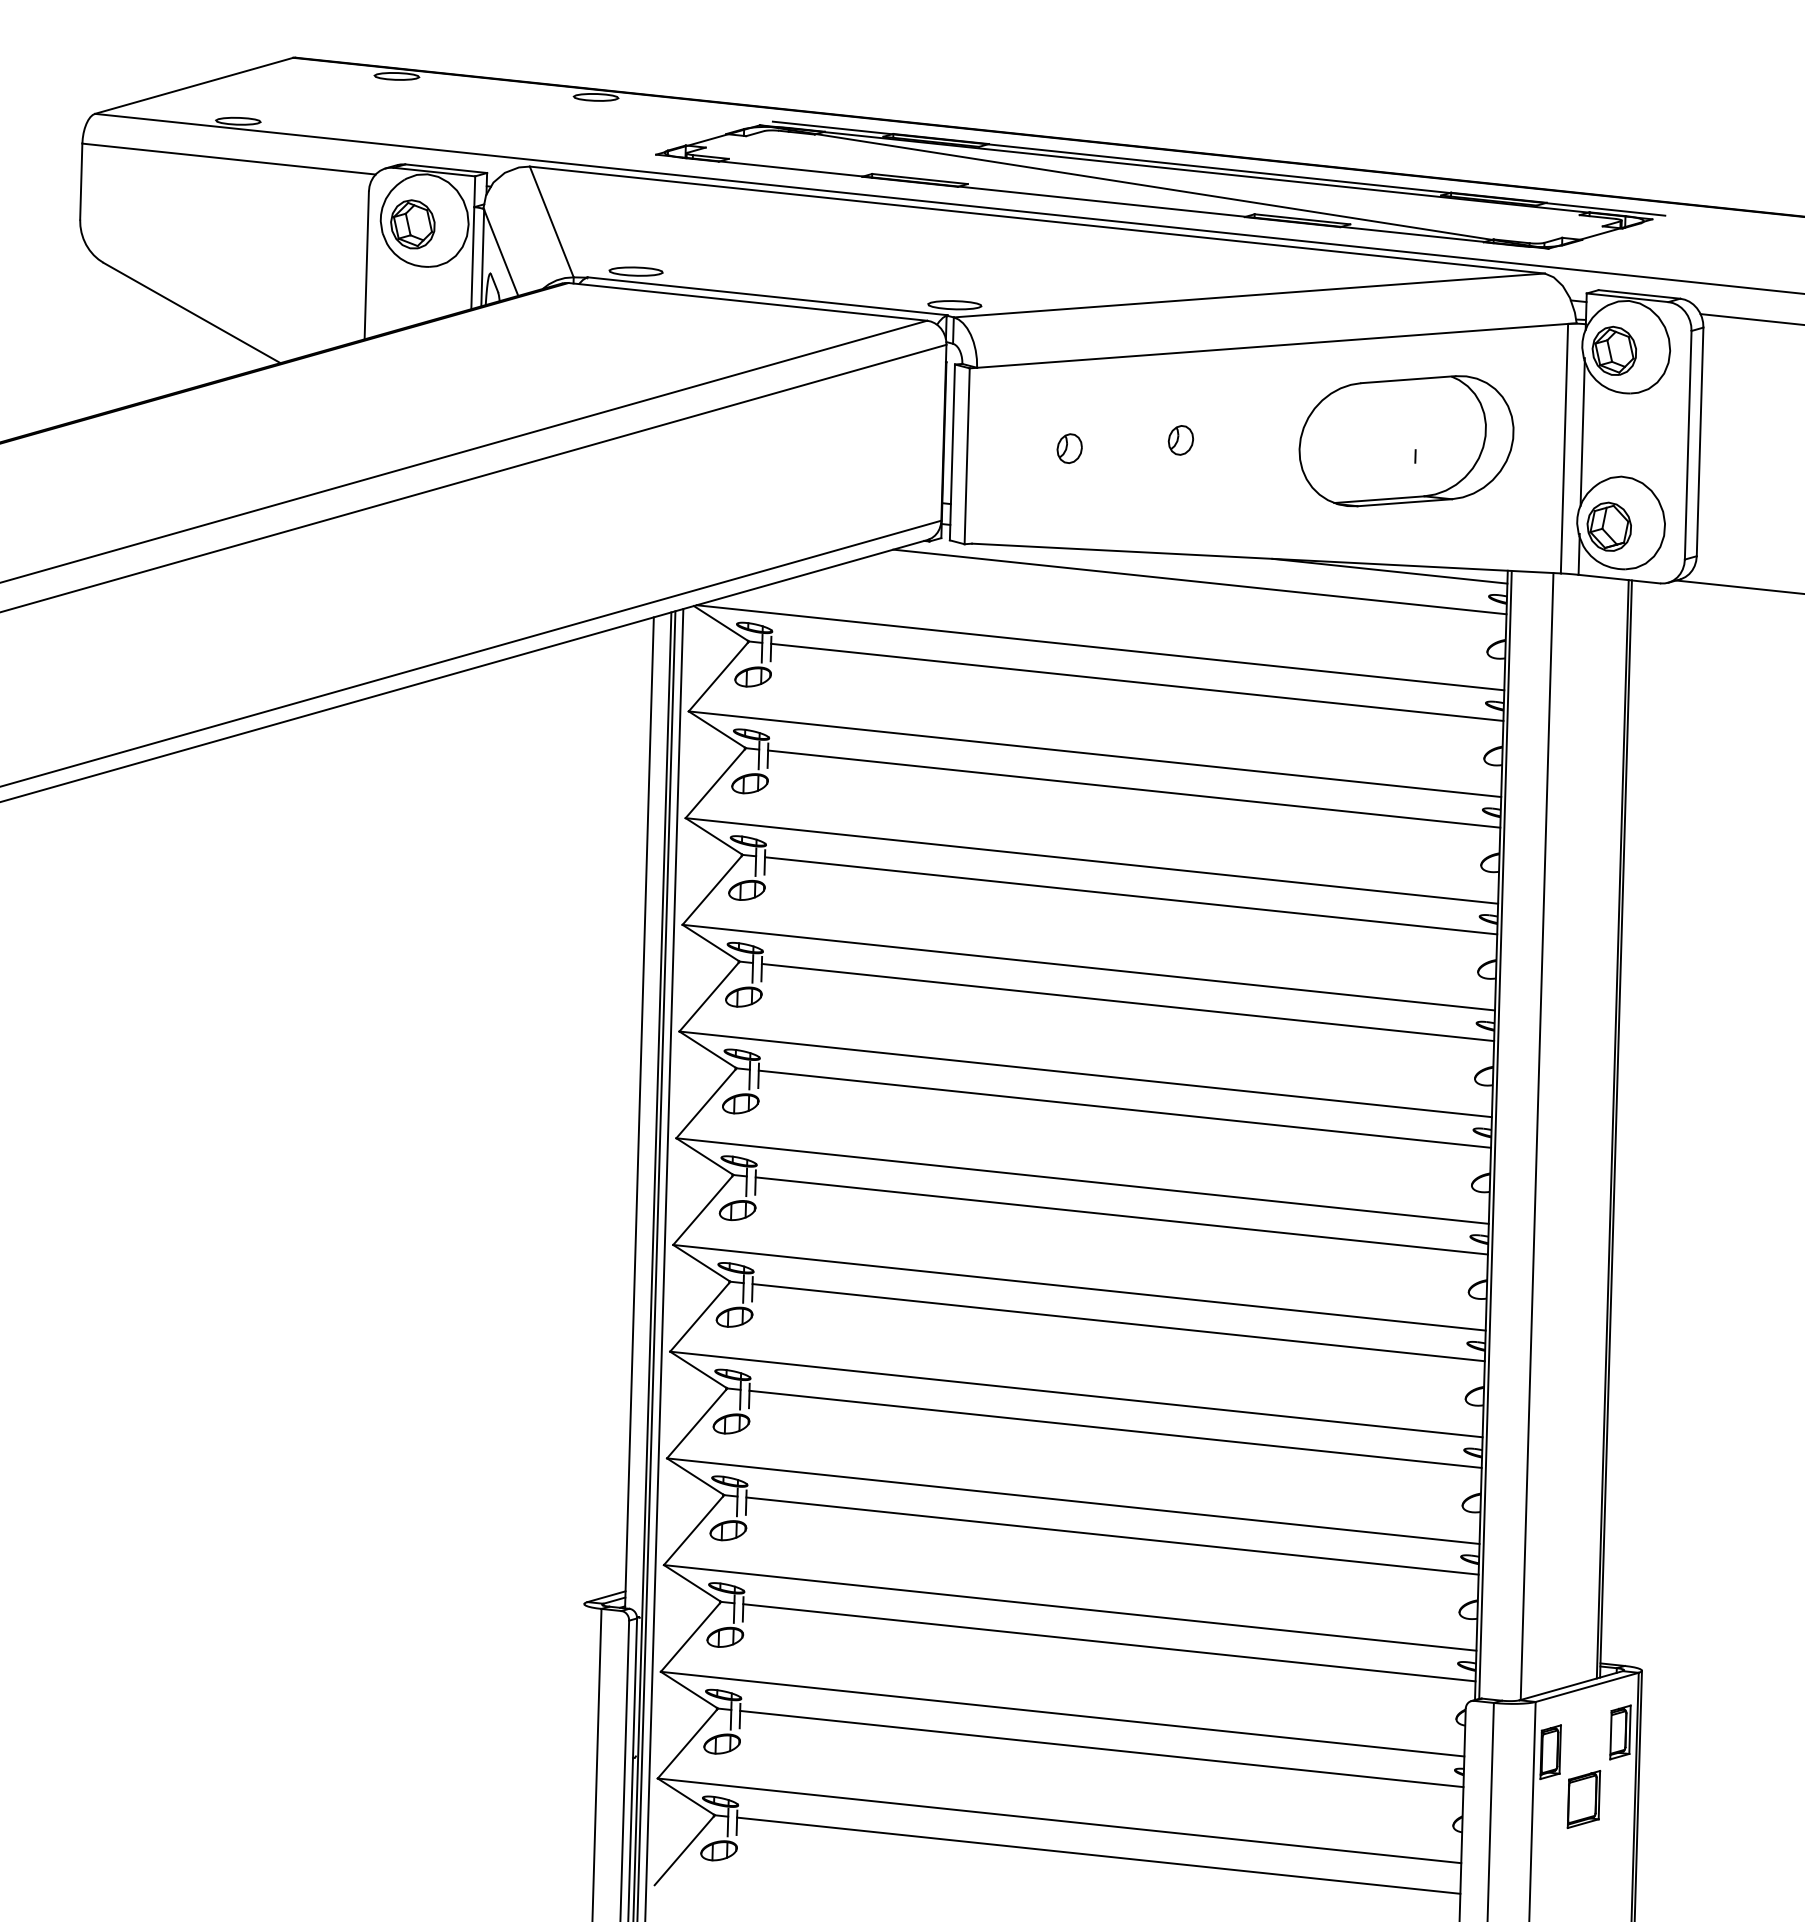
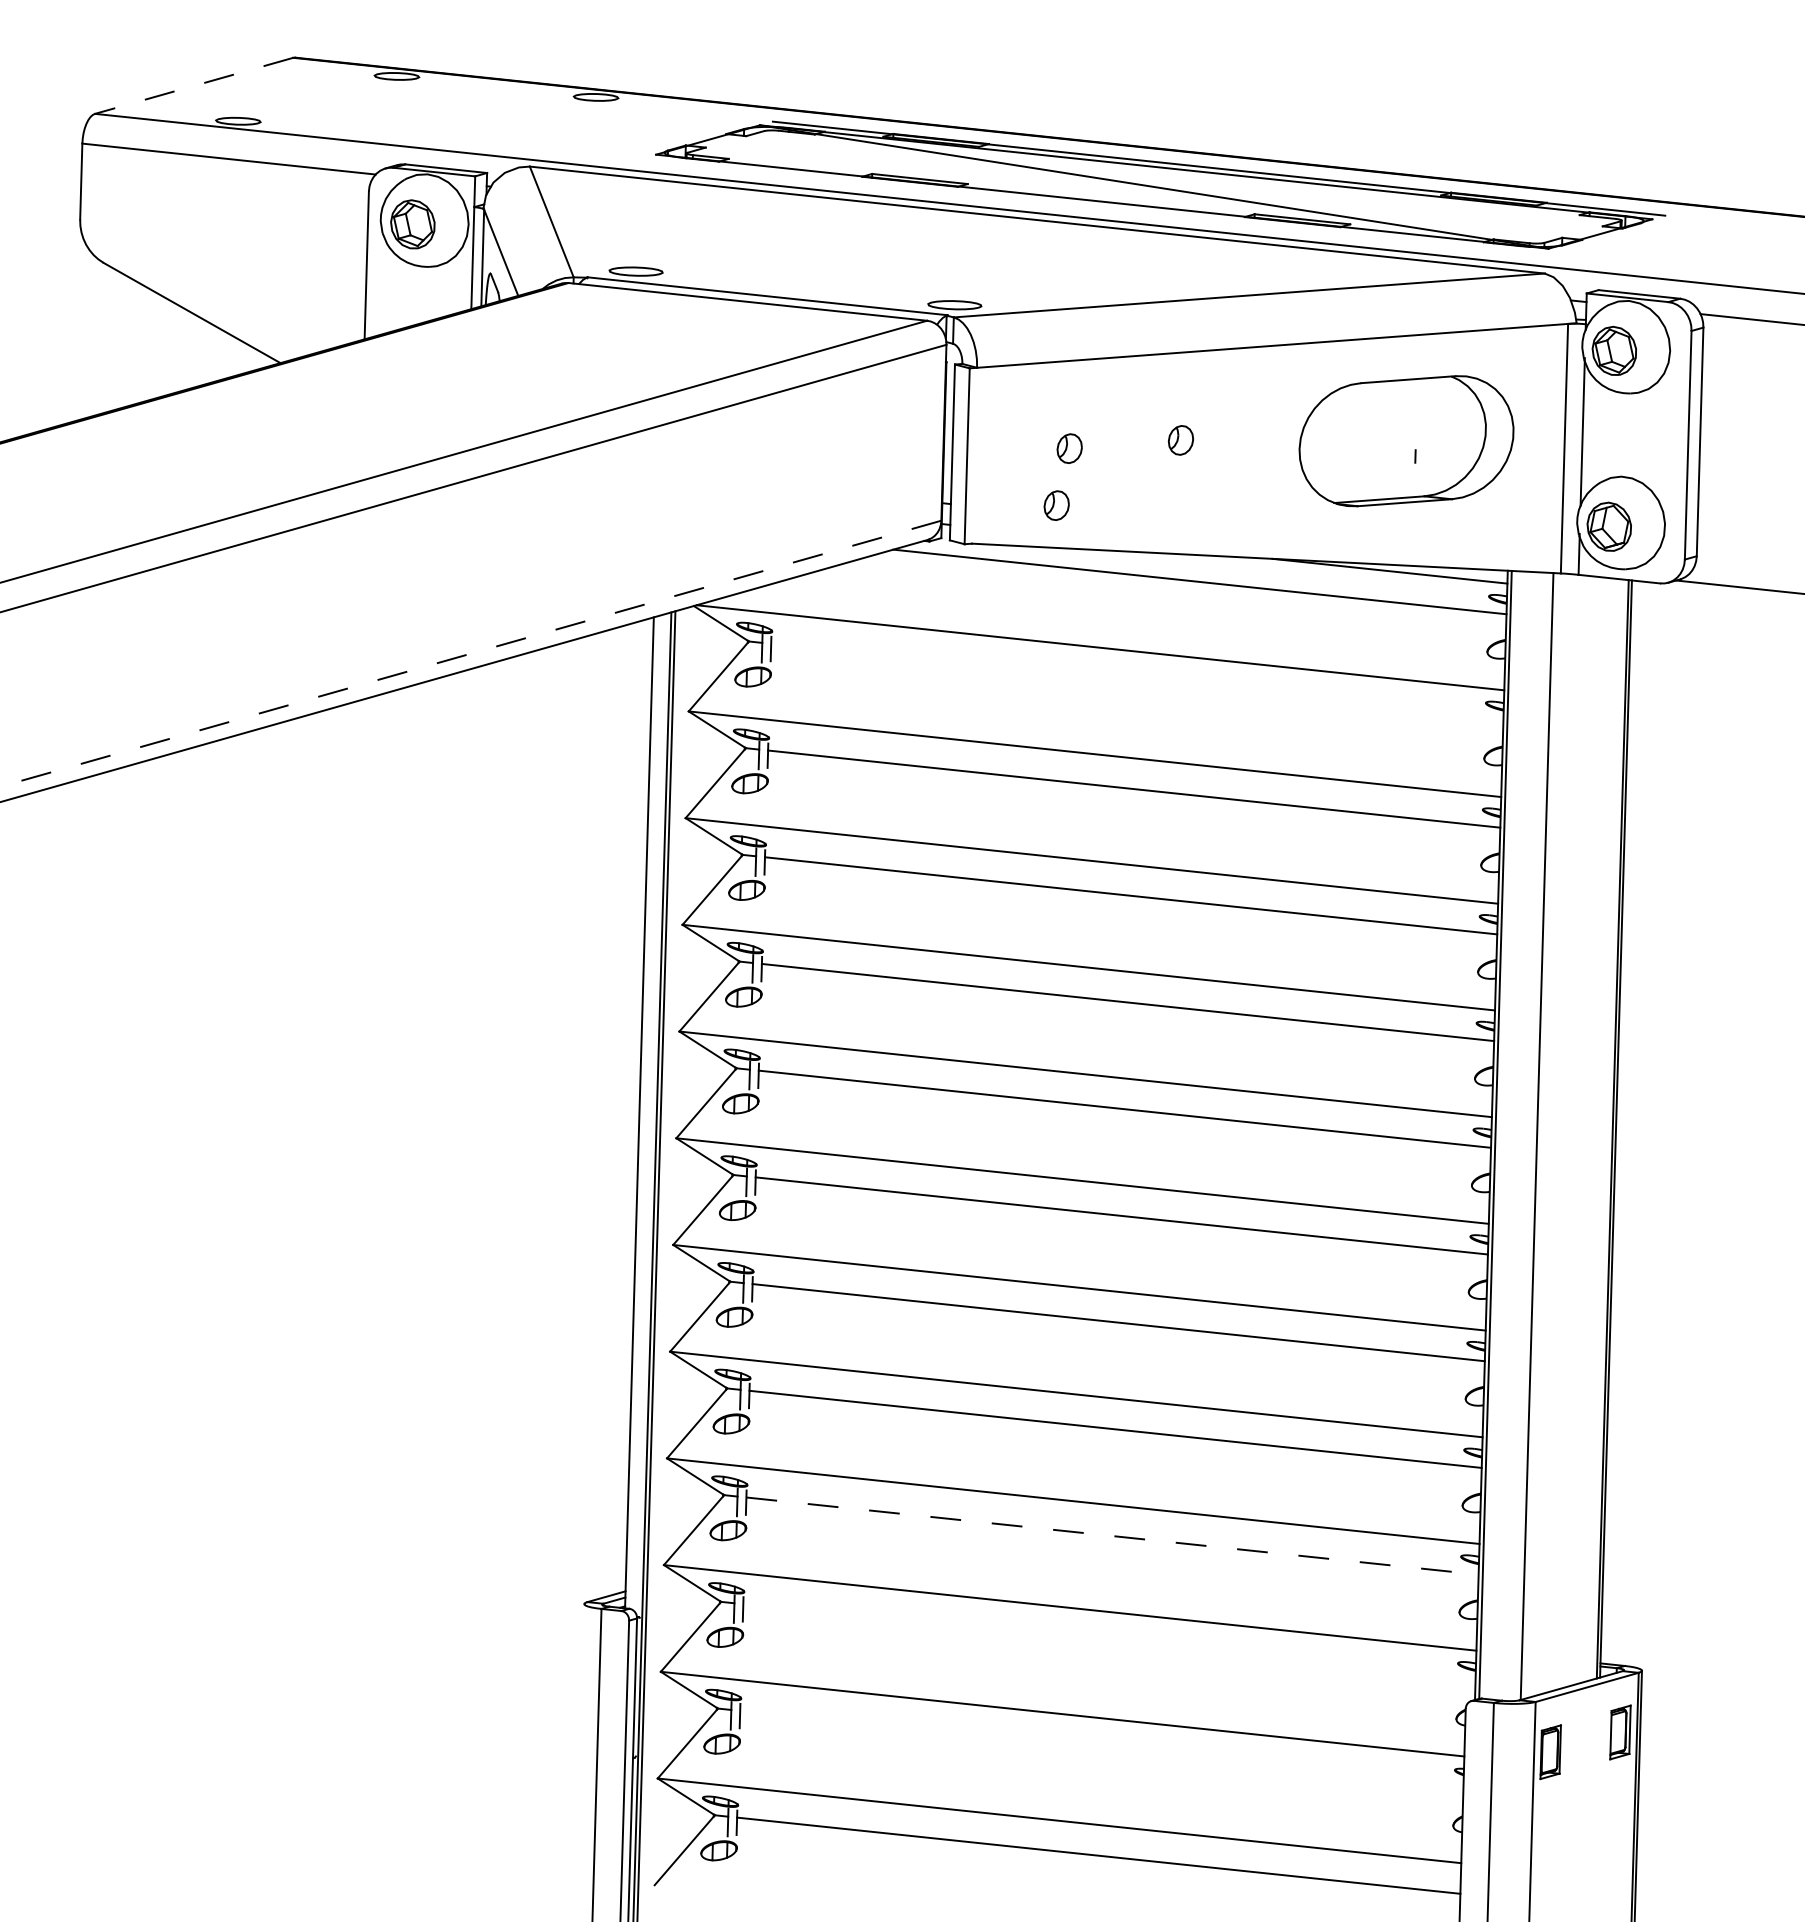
line: solid -> dashed (194, 85)
part: none -> present (1056, 505)
line: solid -> dashed (470, 653)
line: present -> none (1137, 681)
line: present -> none (664, 1263)
line: solid -> dashed (1113, 1536)
line: present -> none (1109, 1642)
line: present -> none (1101, 1748)
part: present -> none (1583, 1799)
